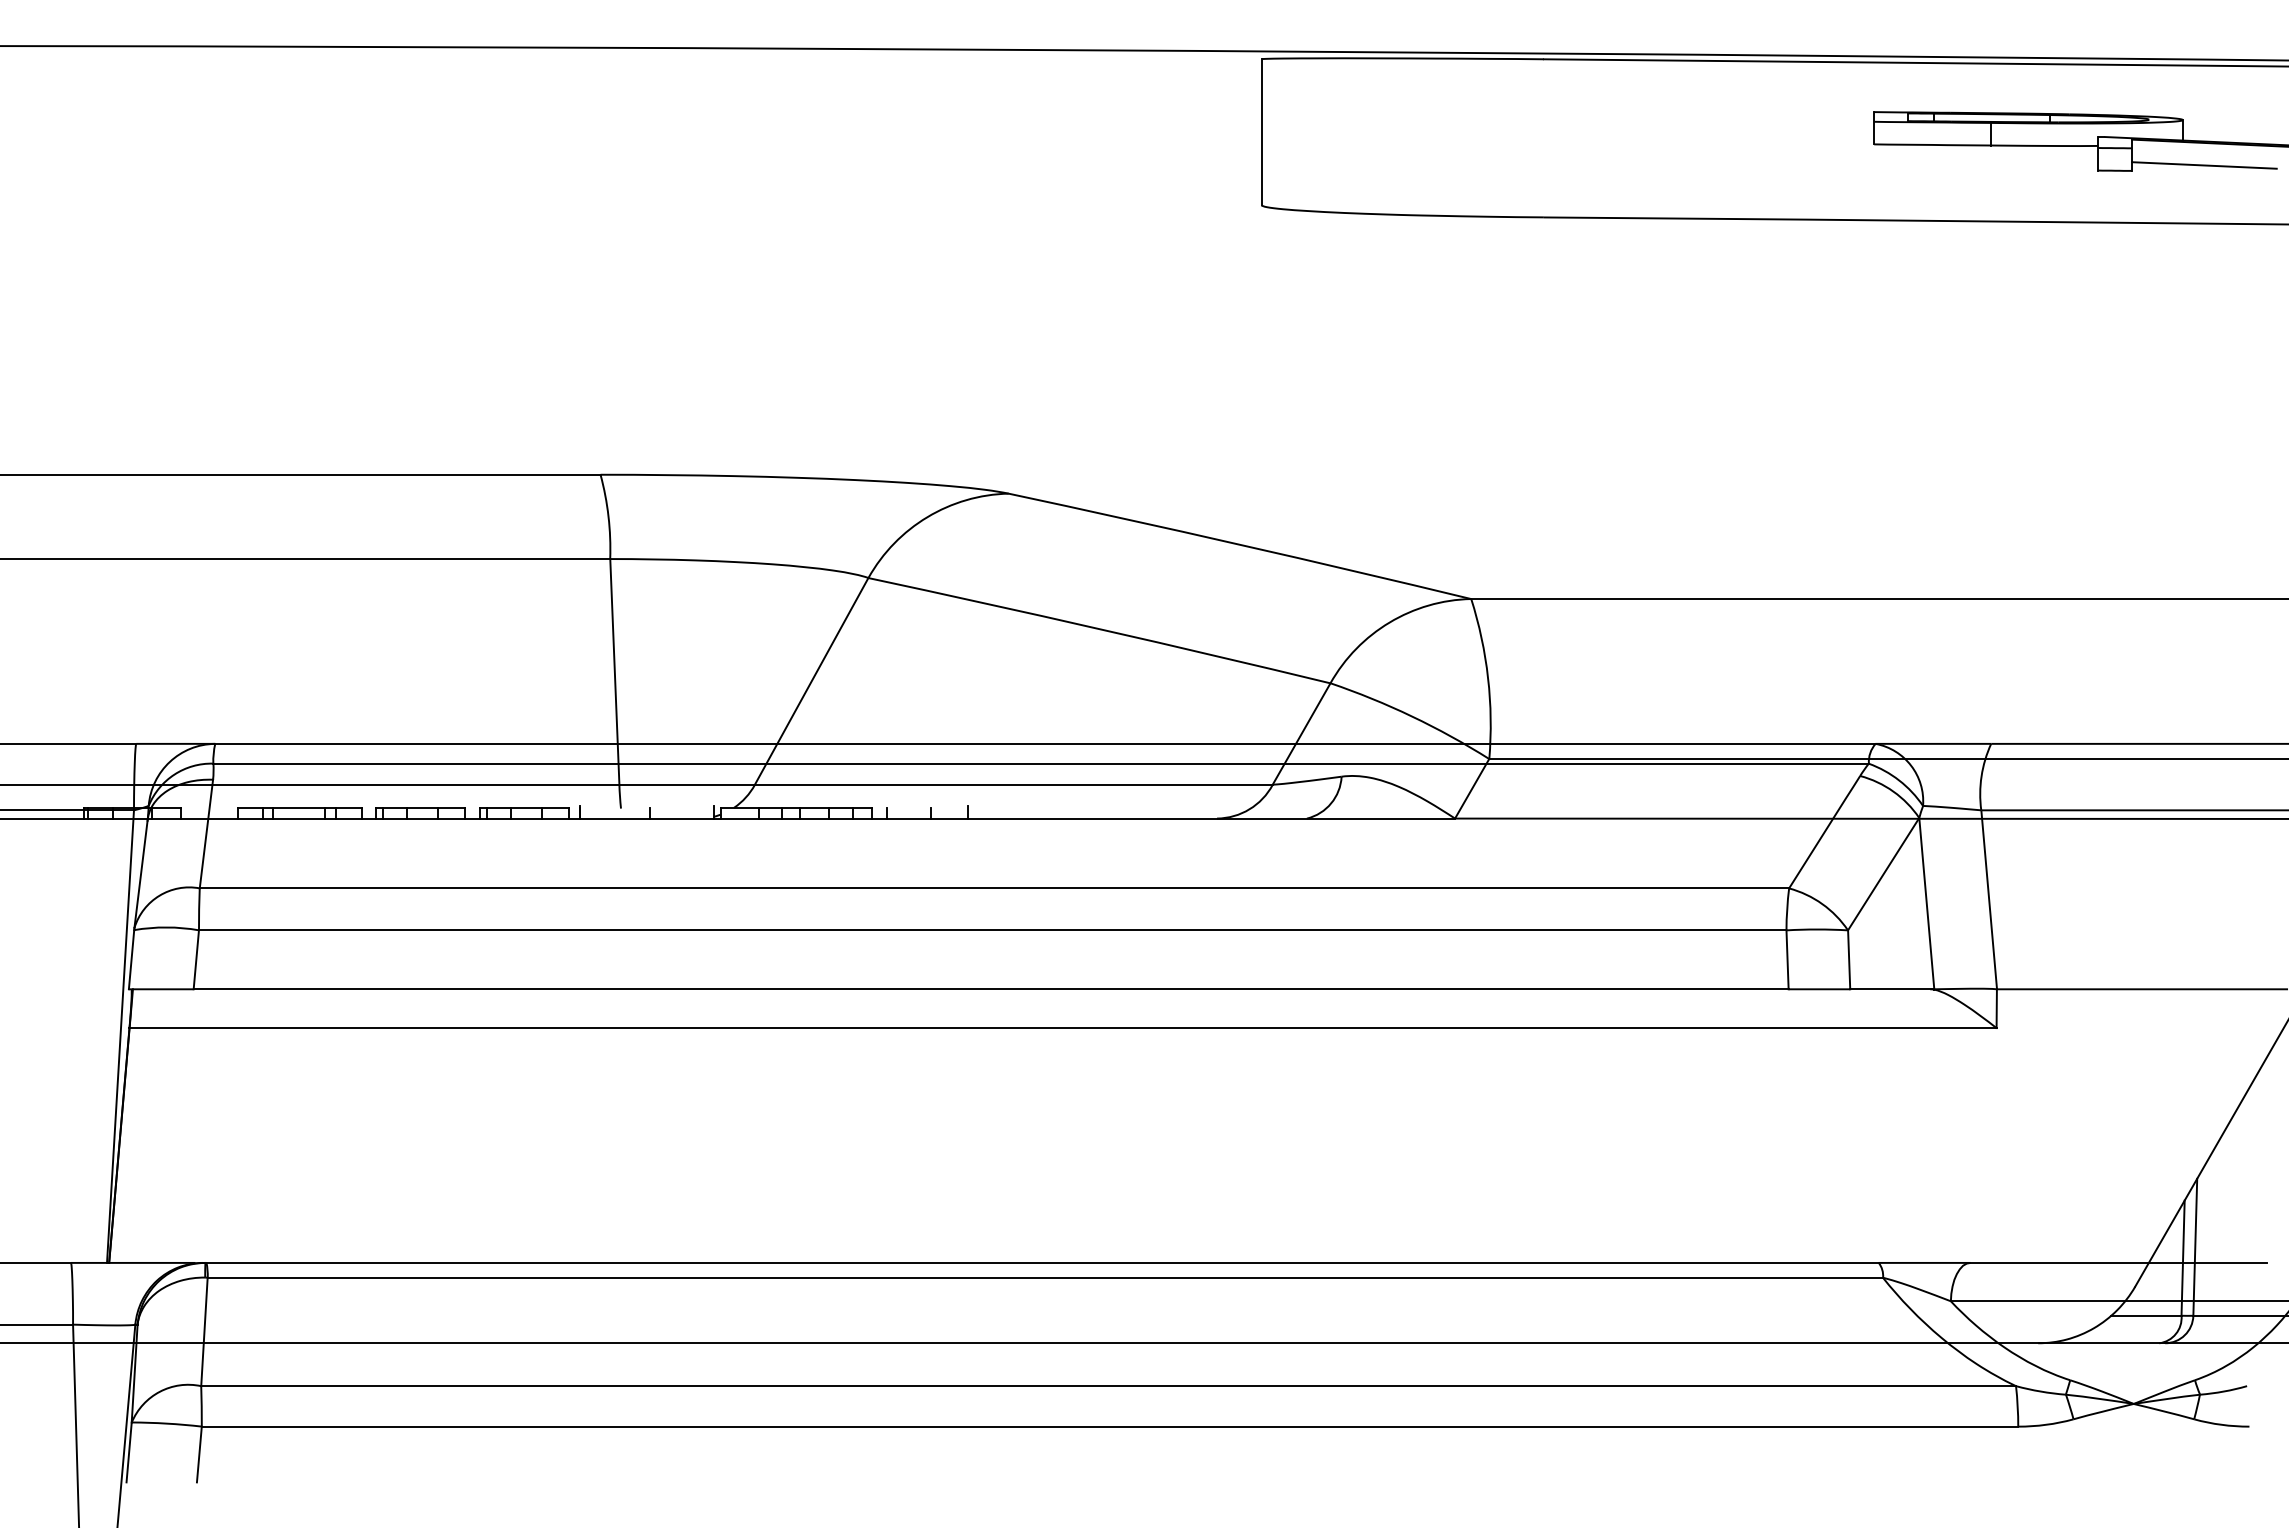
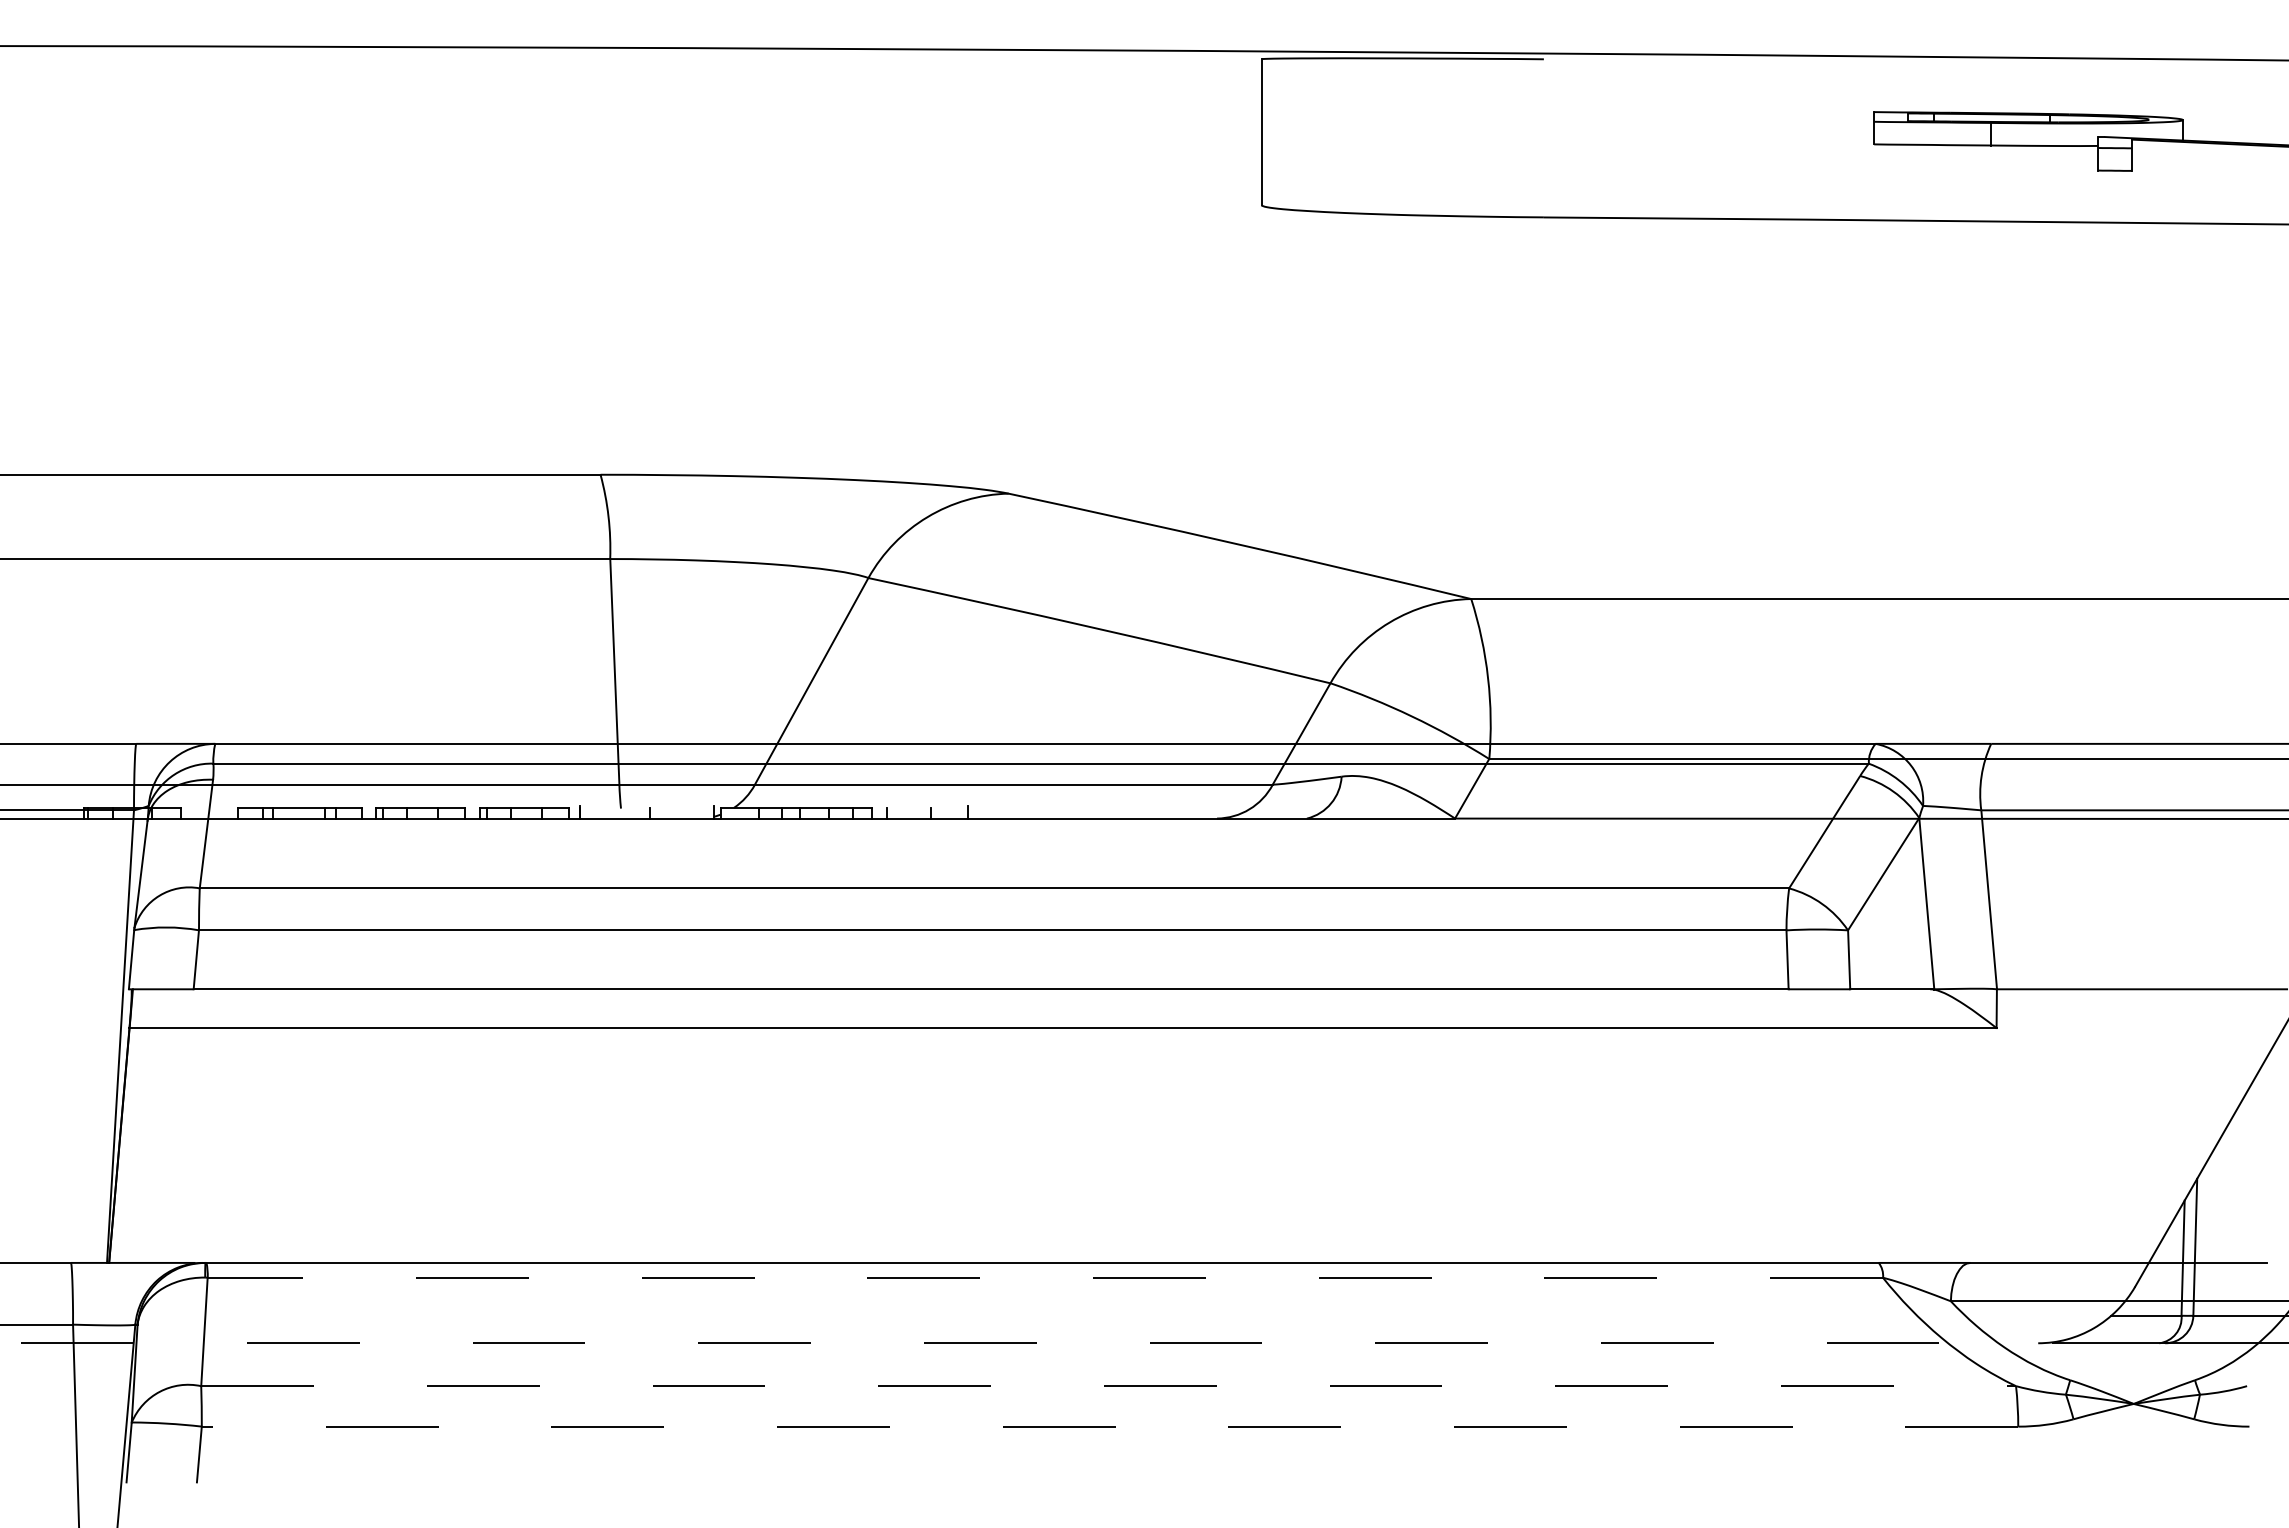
line: present -> none (1914, 62)
line: present -> none (2204, 165)
line: solid -> dashed (1045, 1277)
line: solid -> dashed (1082, 1343)
line: solid -> dashed (1109, 1386)
line: solid -> dashed (1109, 1426)
